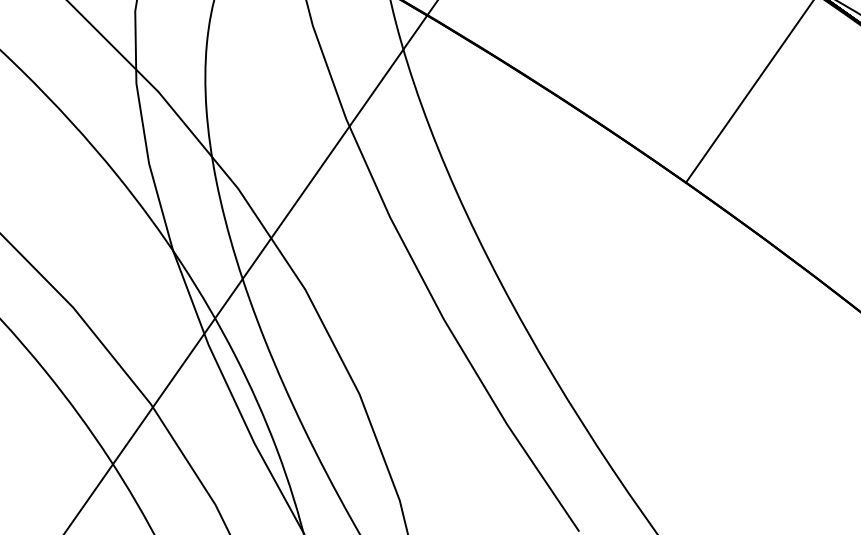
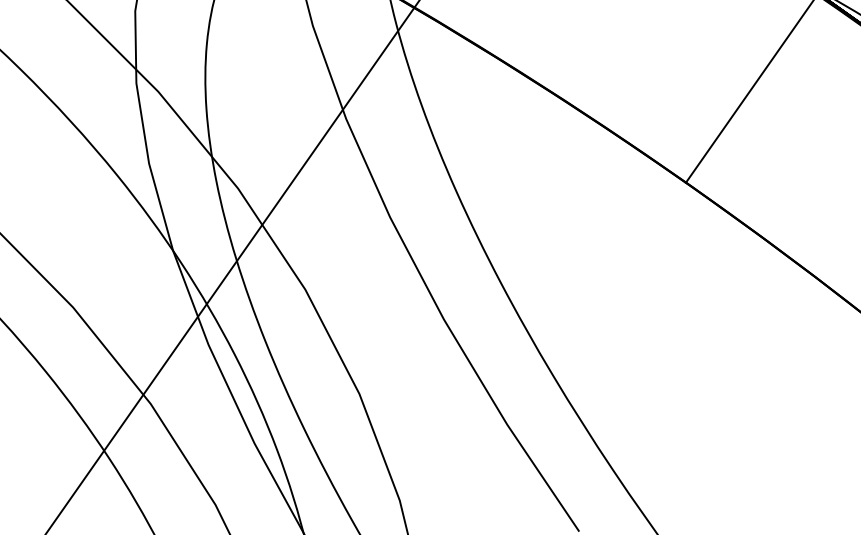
line position: (250, 266) -> (232, 266) (232, 266)
